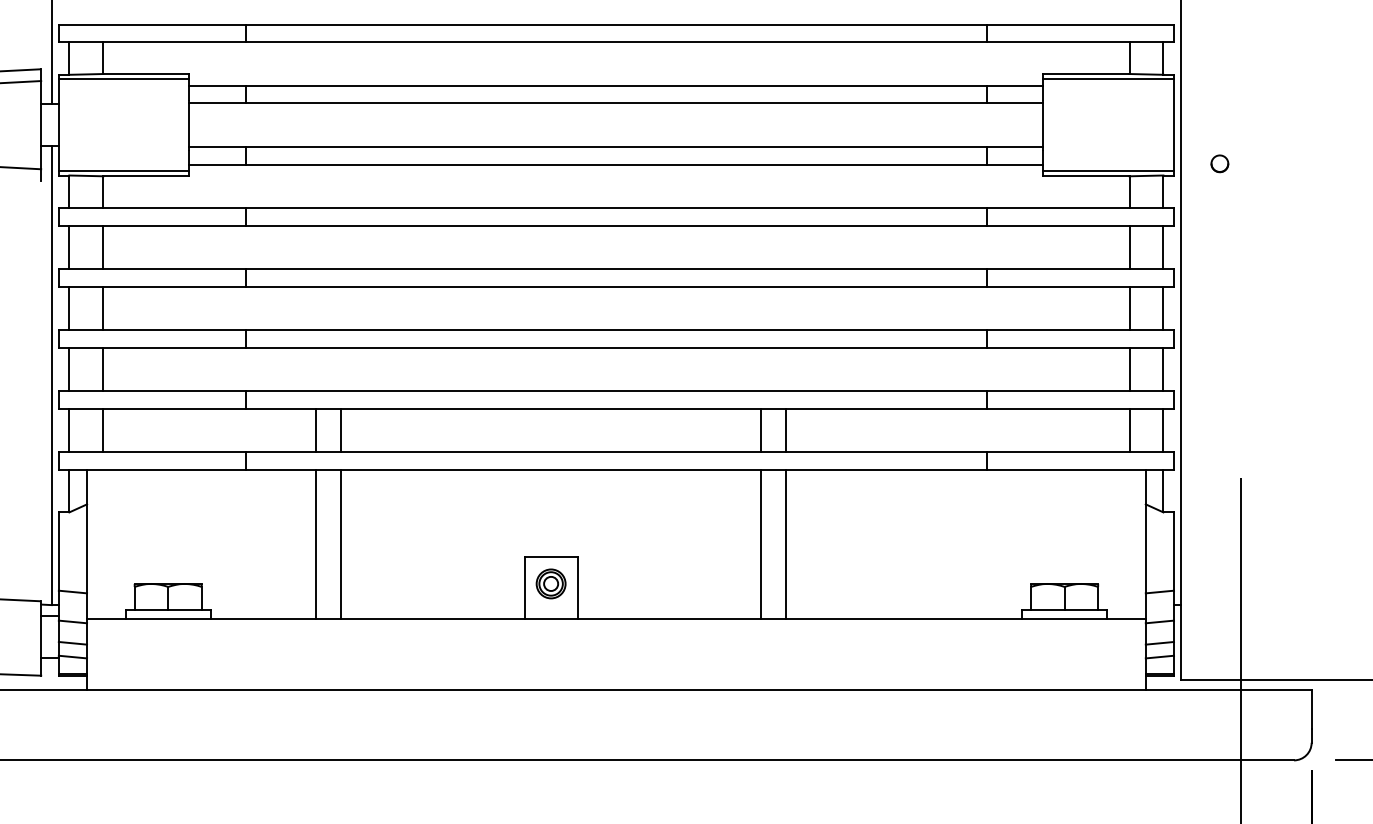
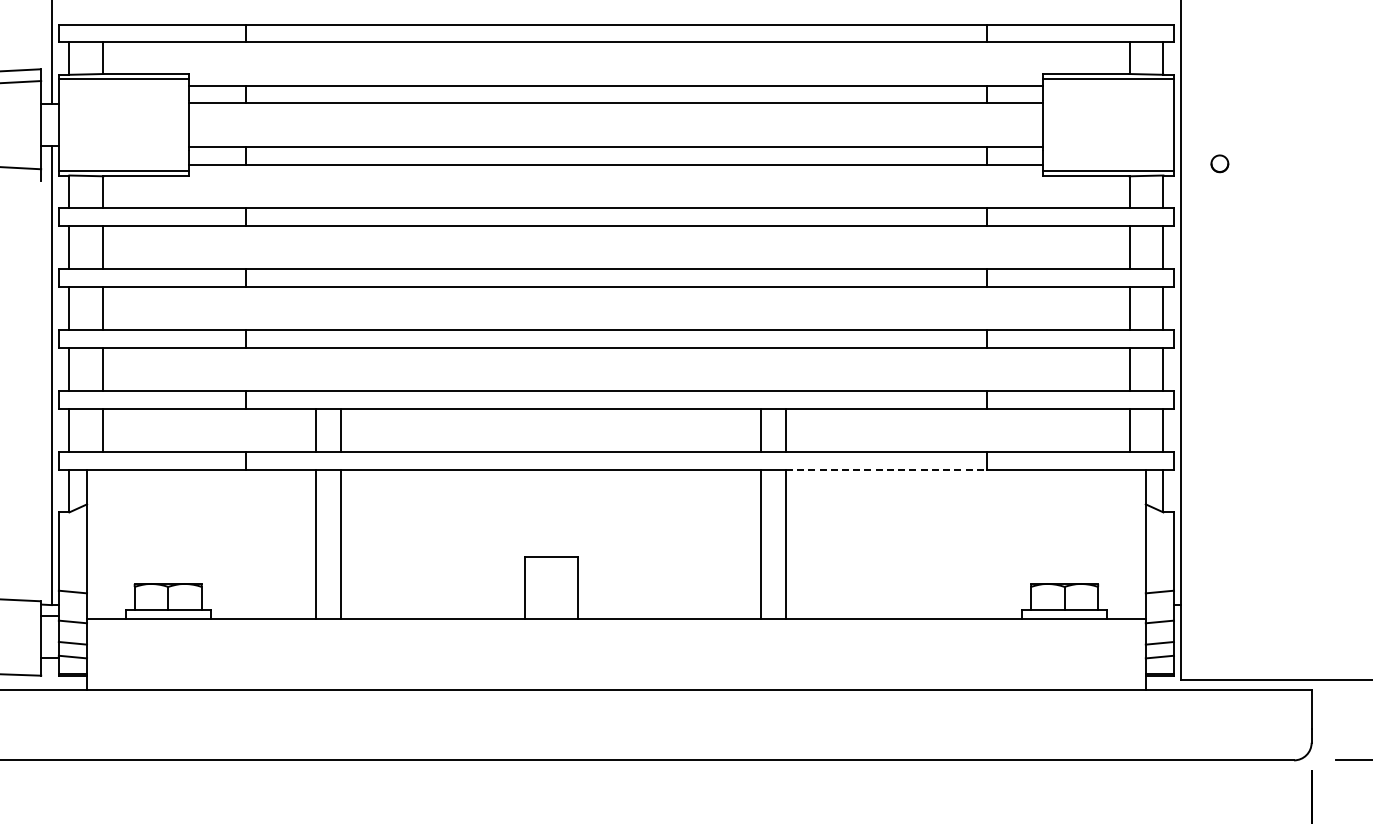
line: solid -> dashed (886, 469)
part: present -> none (550, 583)
line: present -> none (1241, 649)
